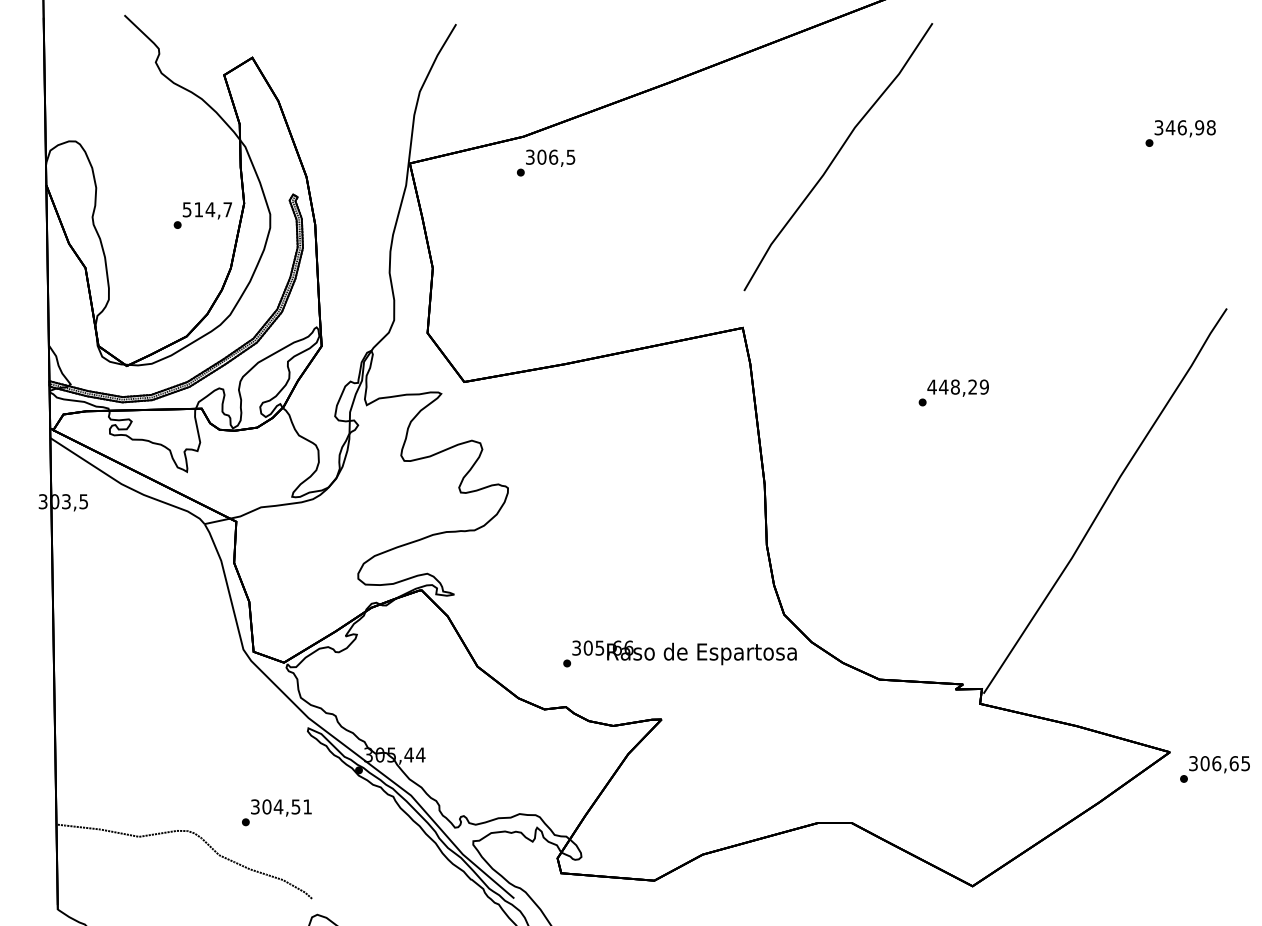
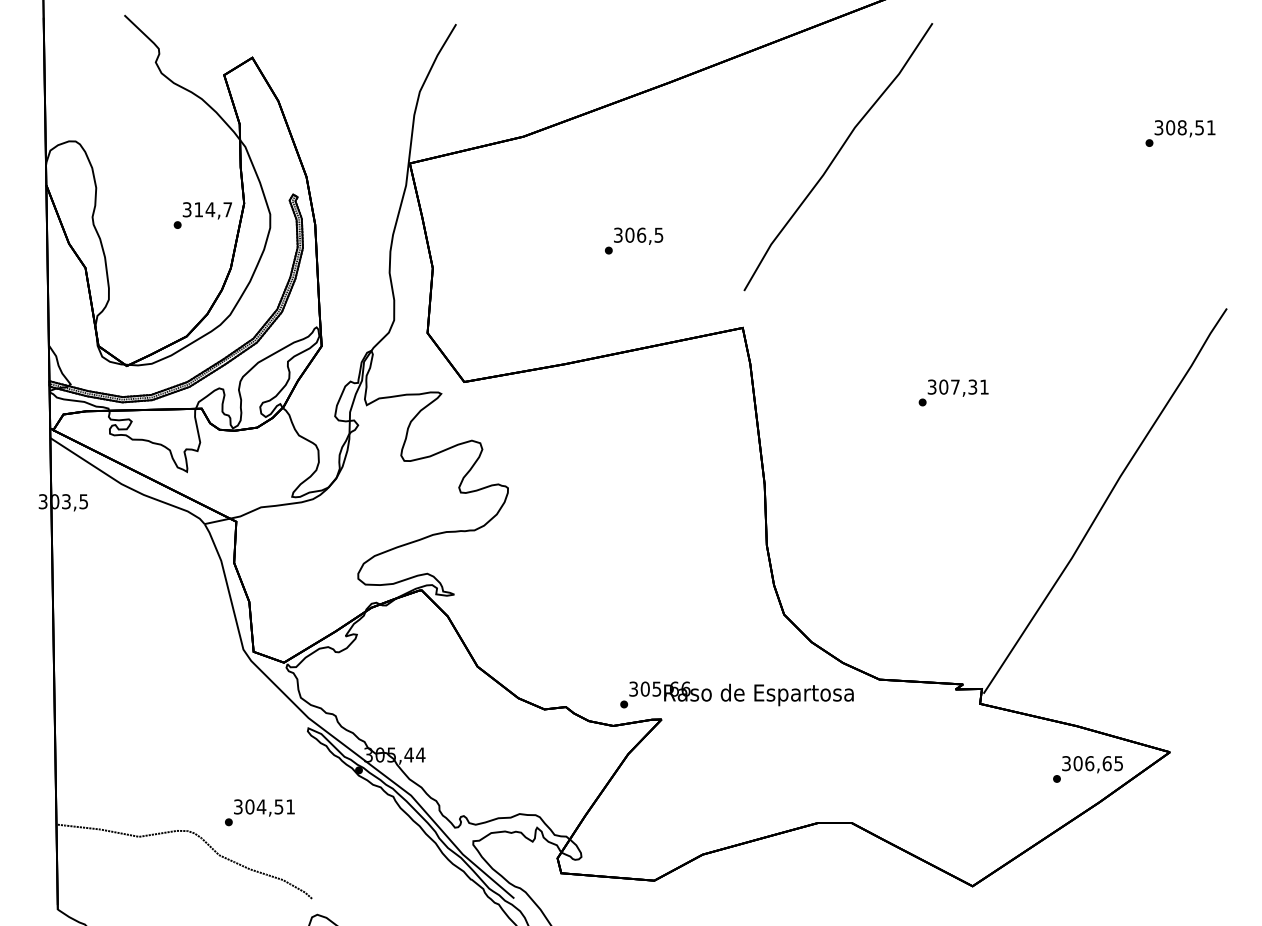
text: 346,98 -> 308,51 (1190, 127)
text position: (546, 162) -> (634, 240) (634, 240)
text: 514,7 -> 314,7 (187, 209)
text: 448,29 -> 307,31 (957, 386)
text position: (679, 653) -> (736, 694) (736, 694)
text position: (1214, 769) -> (1087, 769) (1087, 769)
text position: (276, 812) -> (259, 812) (259, 812)
